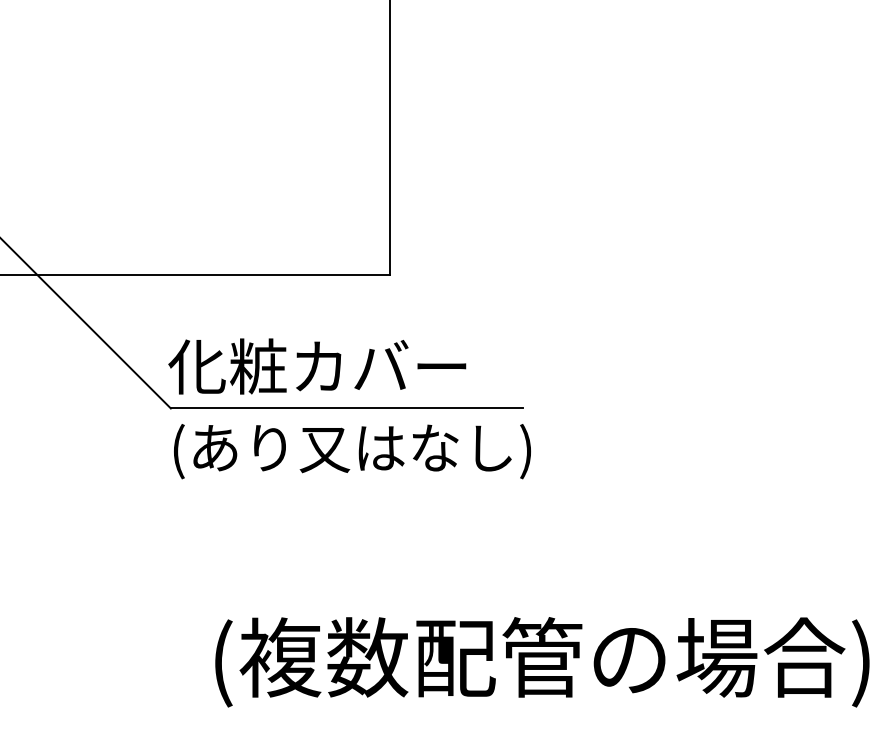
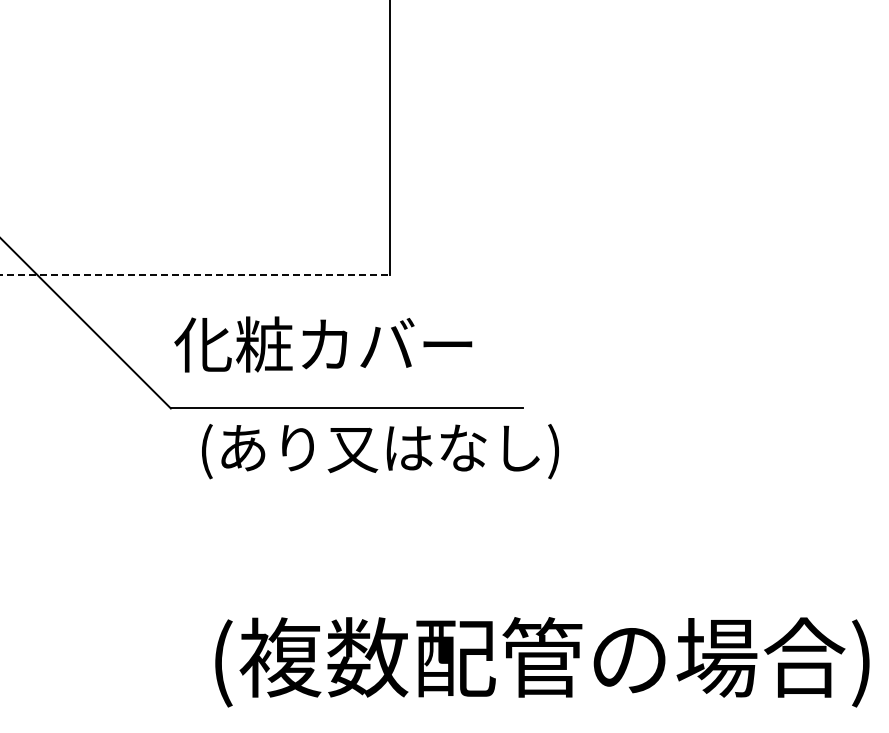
line: solid -> dashed (195, 275)
text position: (317, 366) -> (323, 344) (323, 344)
text position: (352, 451) -> (380, 451) (380, 451)
